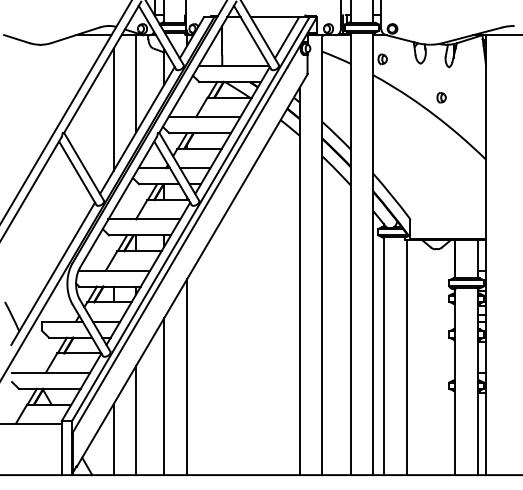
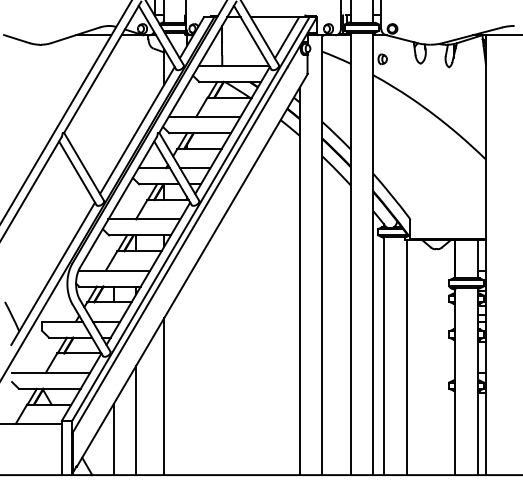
line: present -> none (136, 83)
part: present -> none (441, 97)
line: present -> none (113, 109)
line: present -> none (187, 377)
